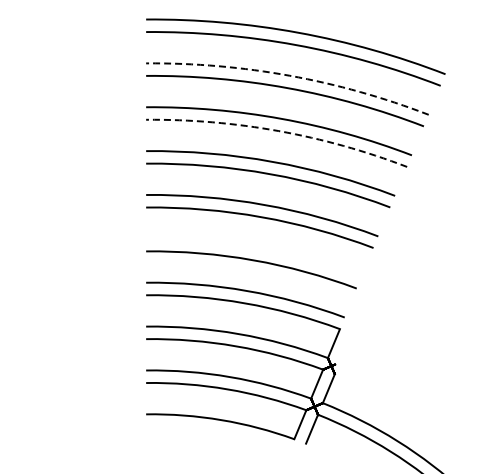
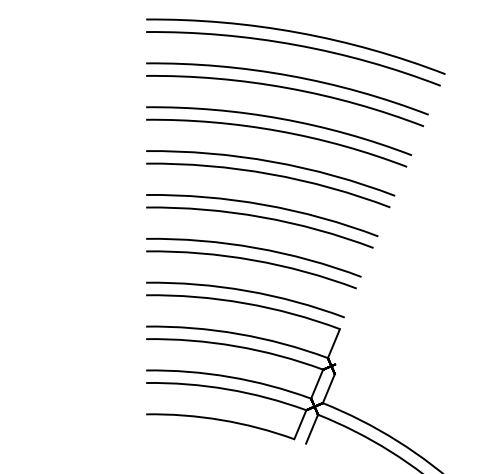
arc: dashed -> solid (289, 75)
arc: dashed -> solid (278, 131)
arc: none -> present (256, 249)
